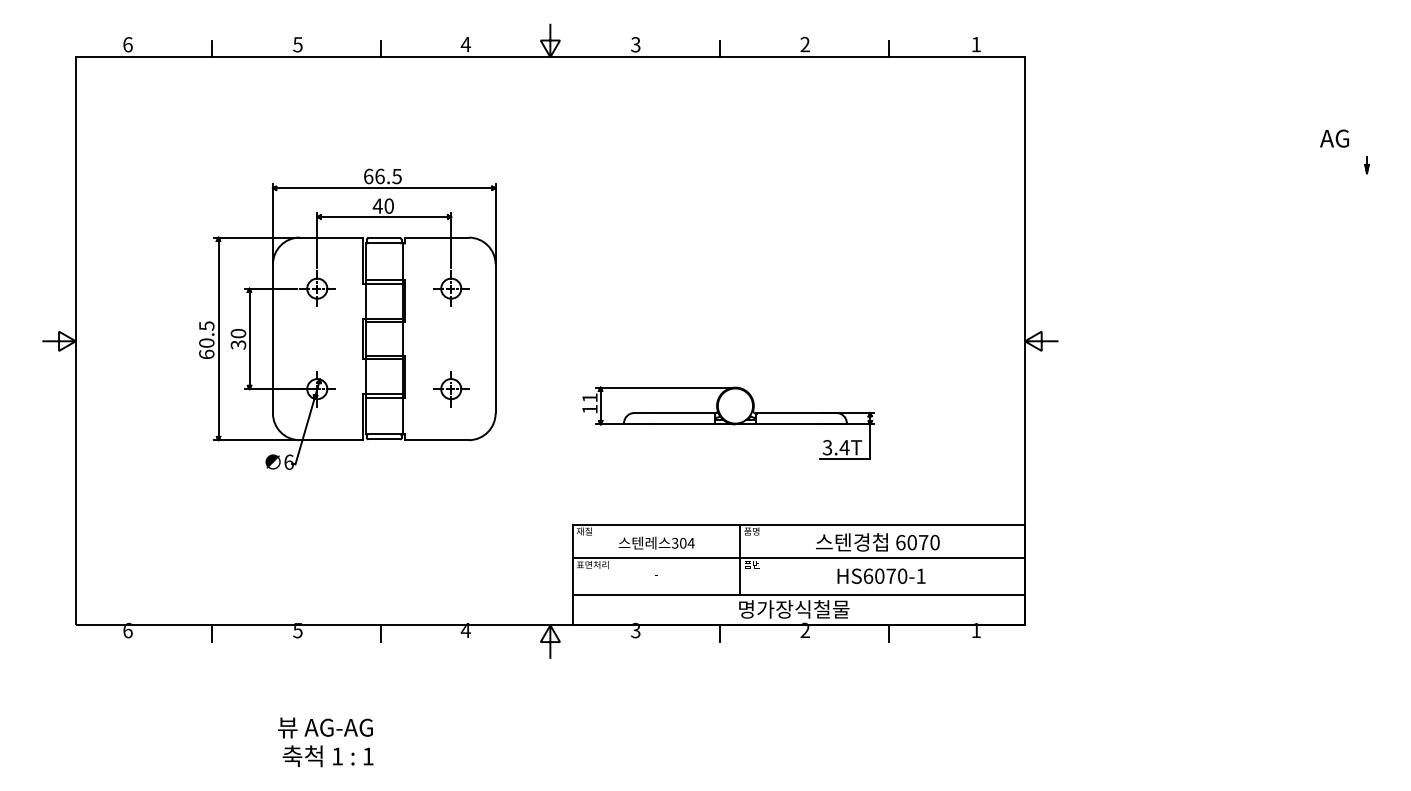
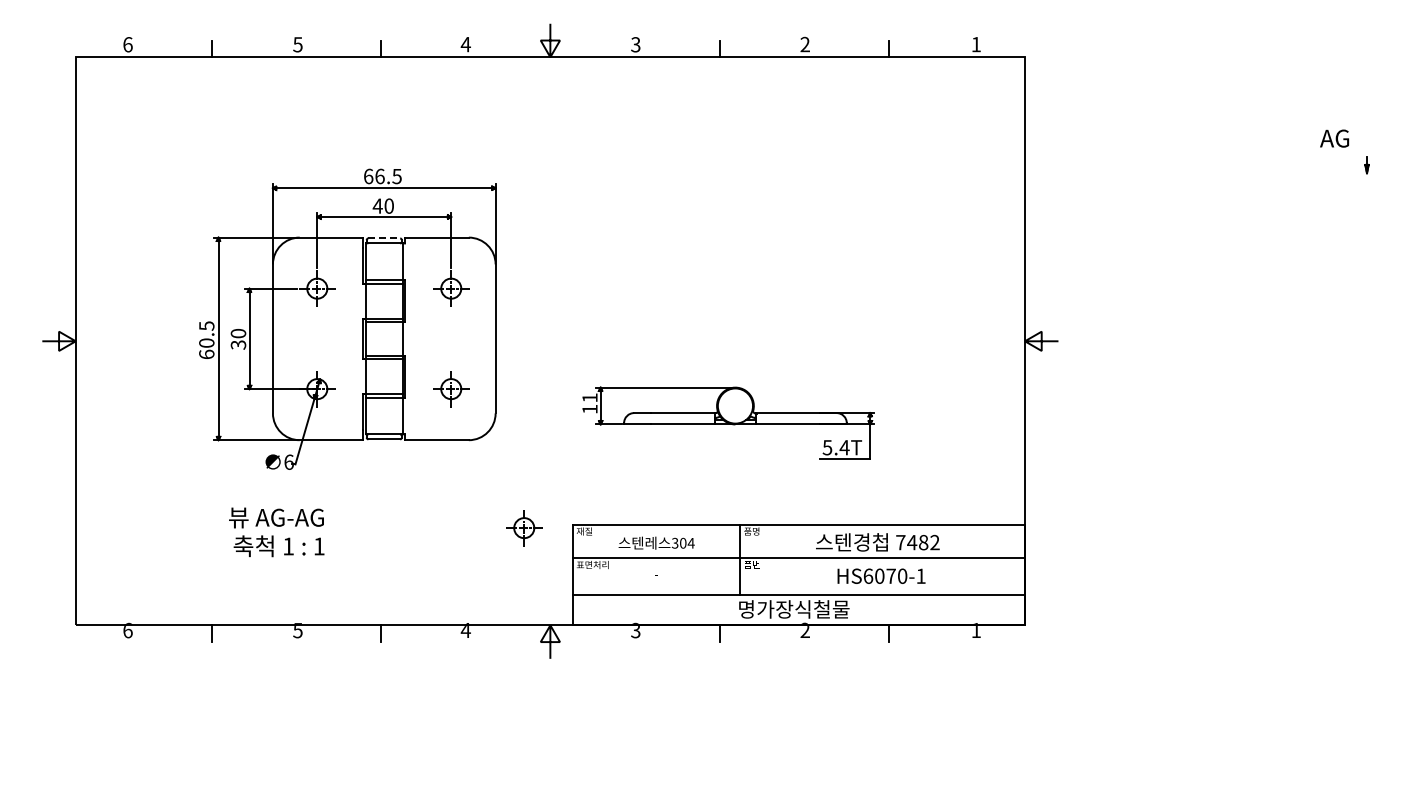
line: solid -> dashed (384, 238)
text: 3.4T -> 5.4T (827, 447)
part: none -> present (524, 528)
text: 6070 -> 7482 (917, 542)
text position: (325, 742) -> (276, 532) (276, 532)
